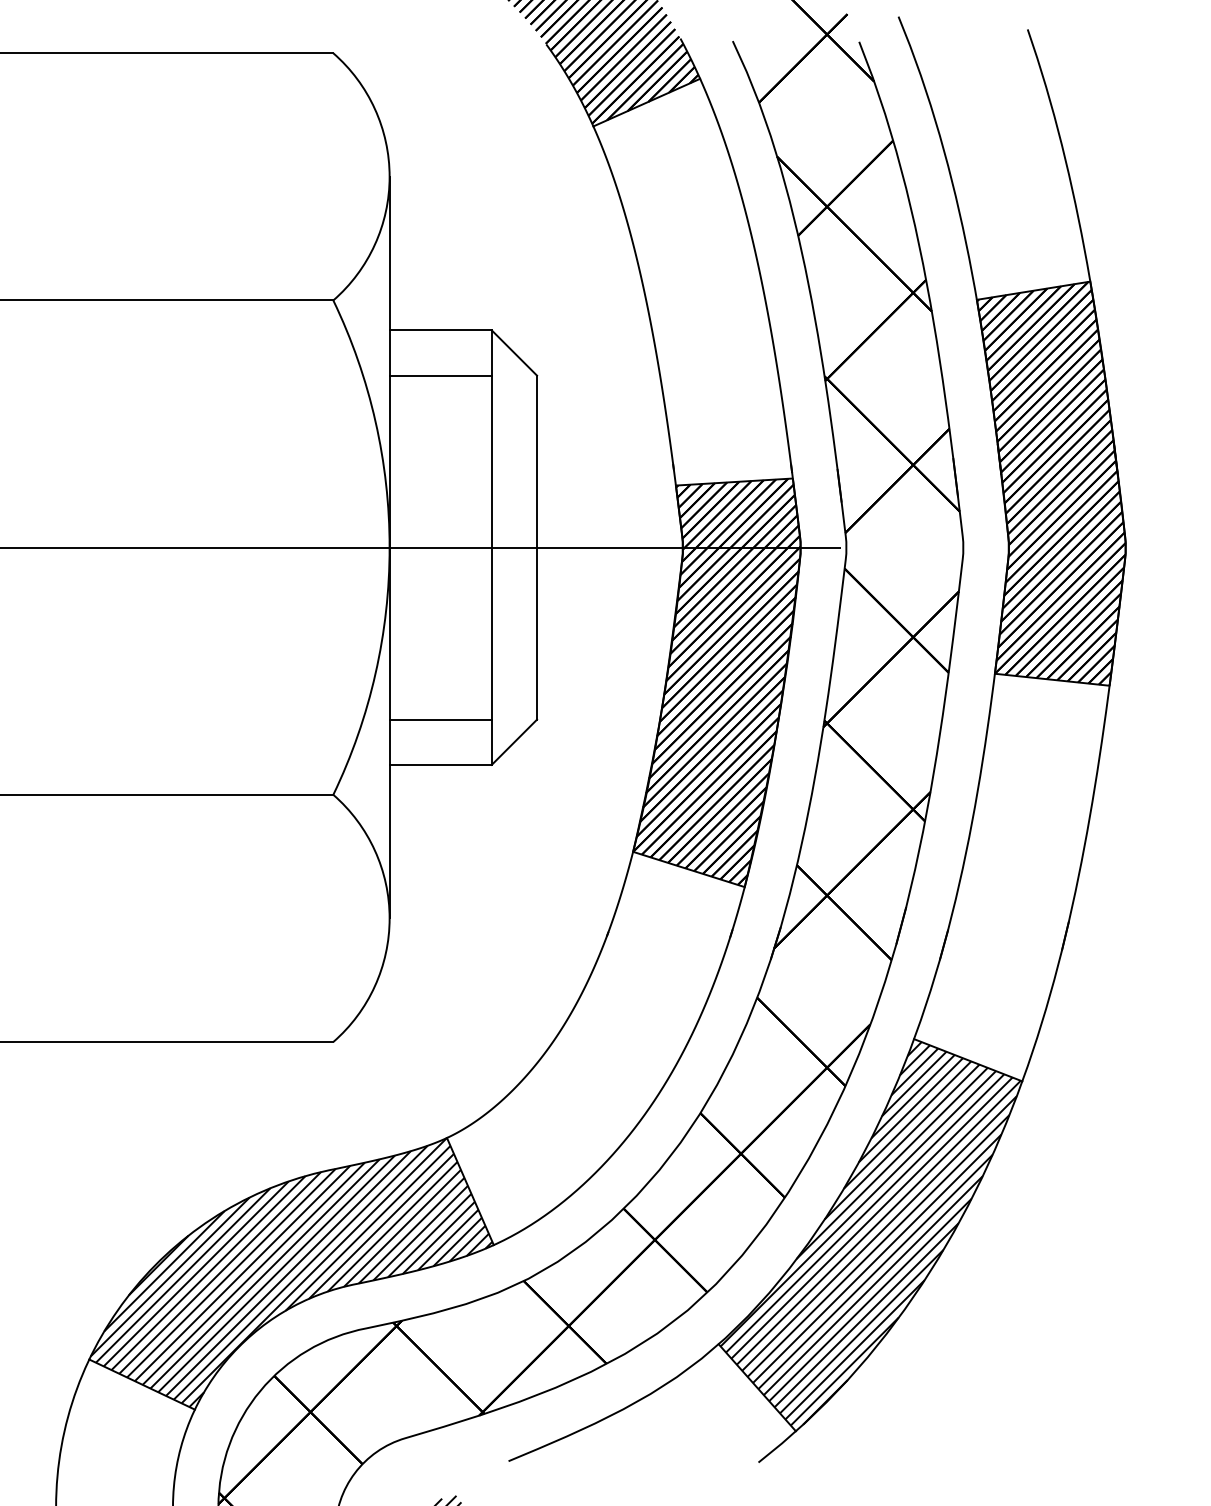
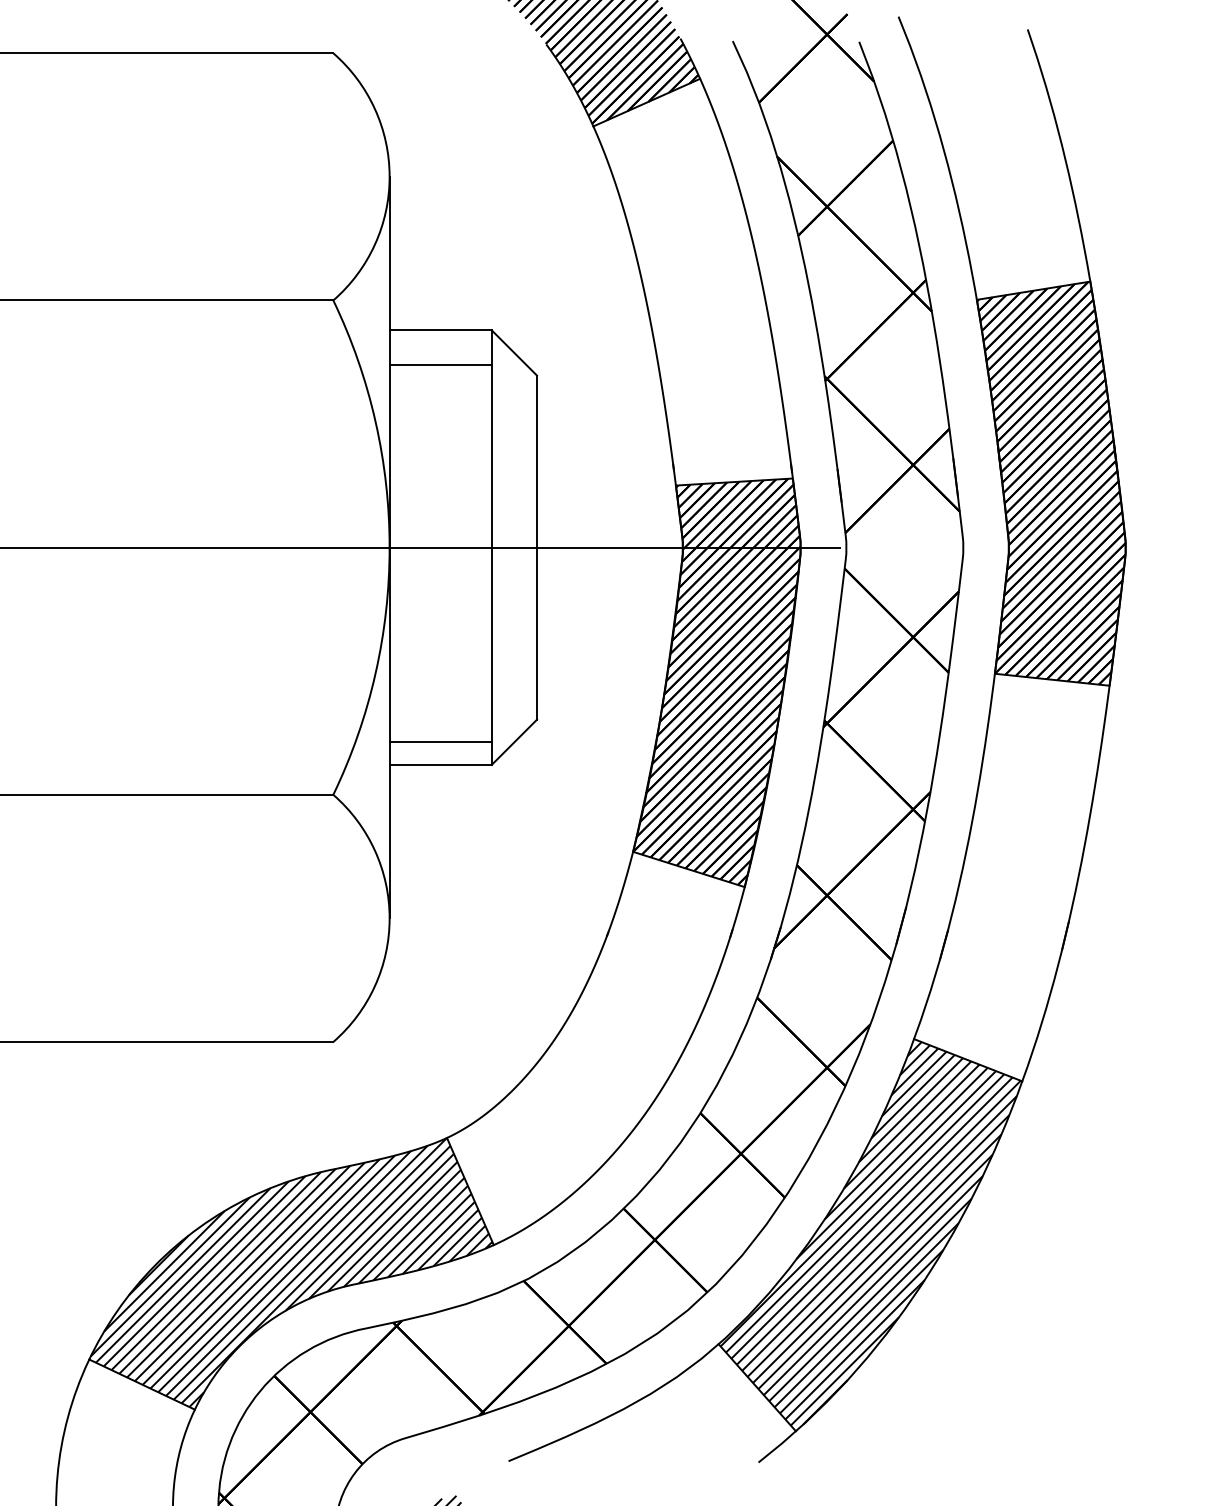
line position: (440, 375) -> (440, 364) (440, 364)
line position: (440, 719) -> (440, 741) (440, 741)
